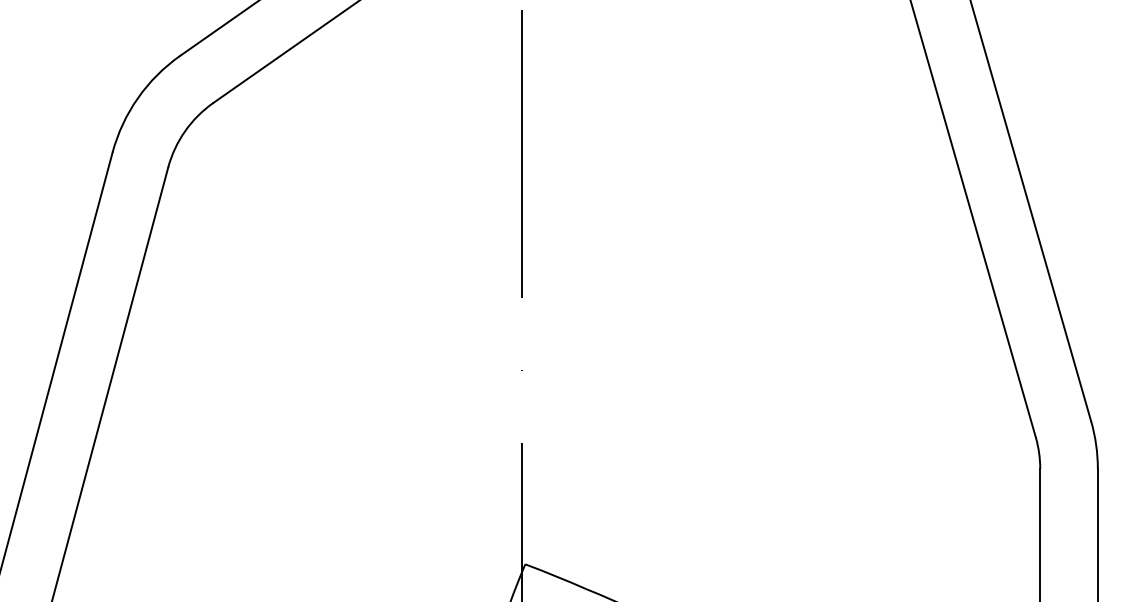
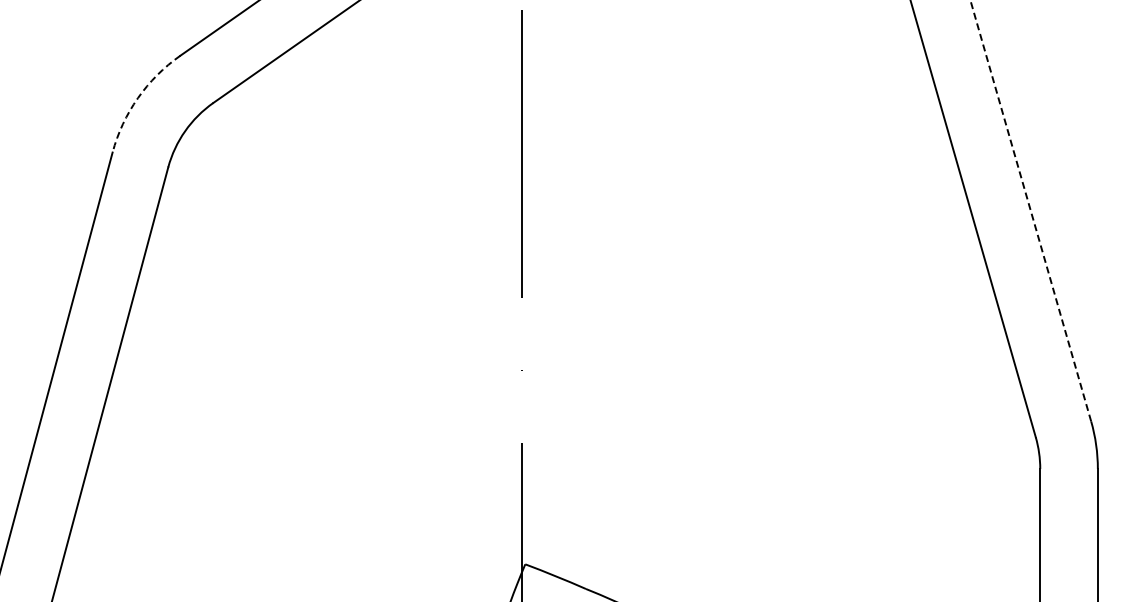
arc: solid -> dashed (137, 98)
line: solid -> dashed (1030, 210)
